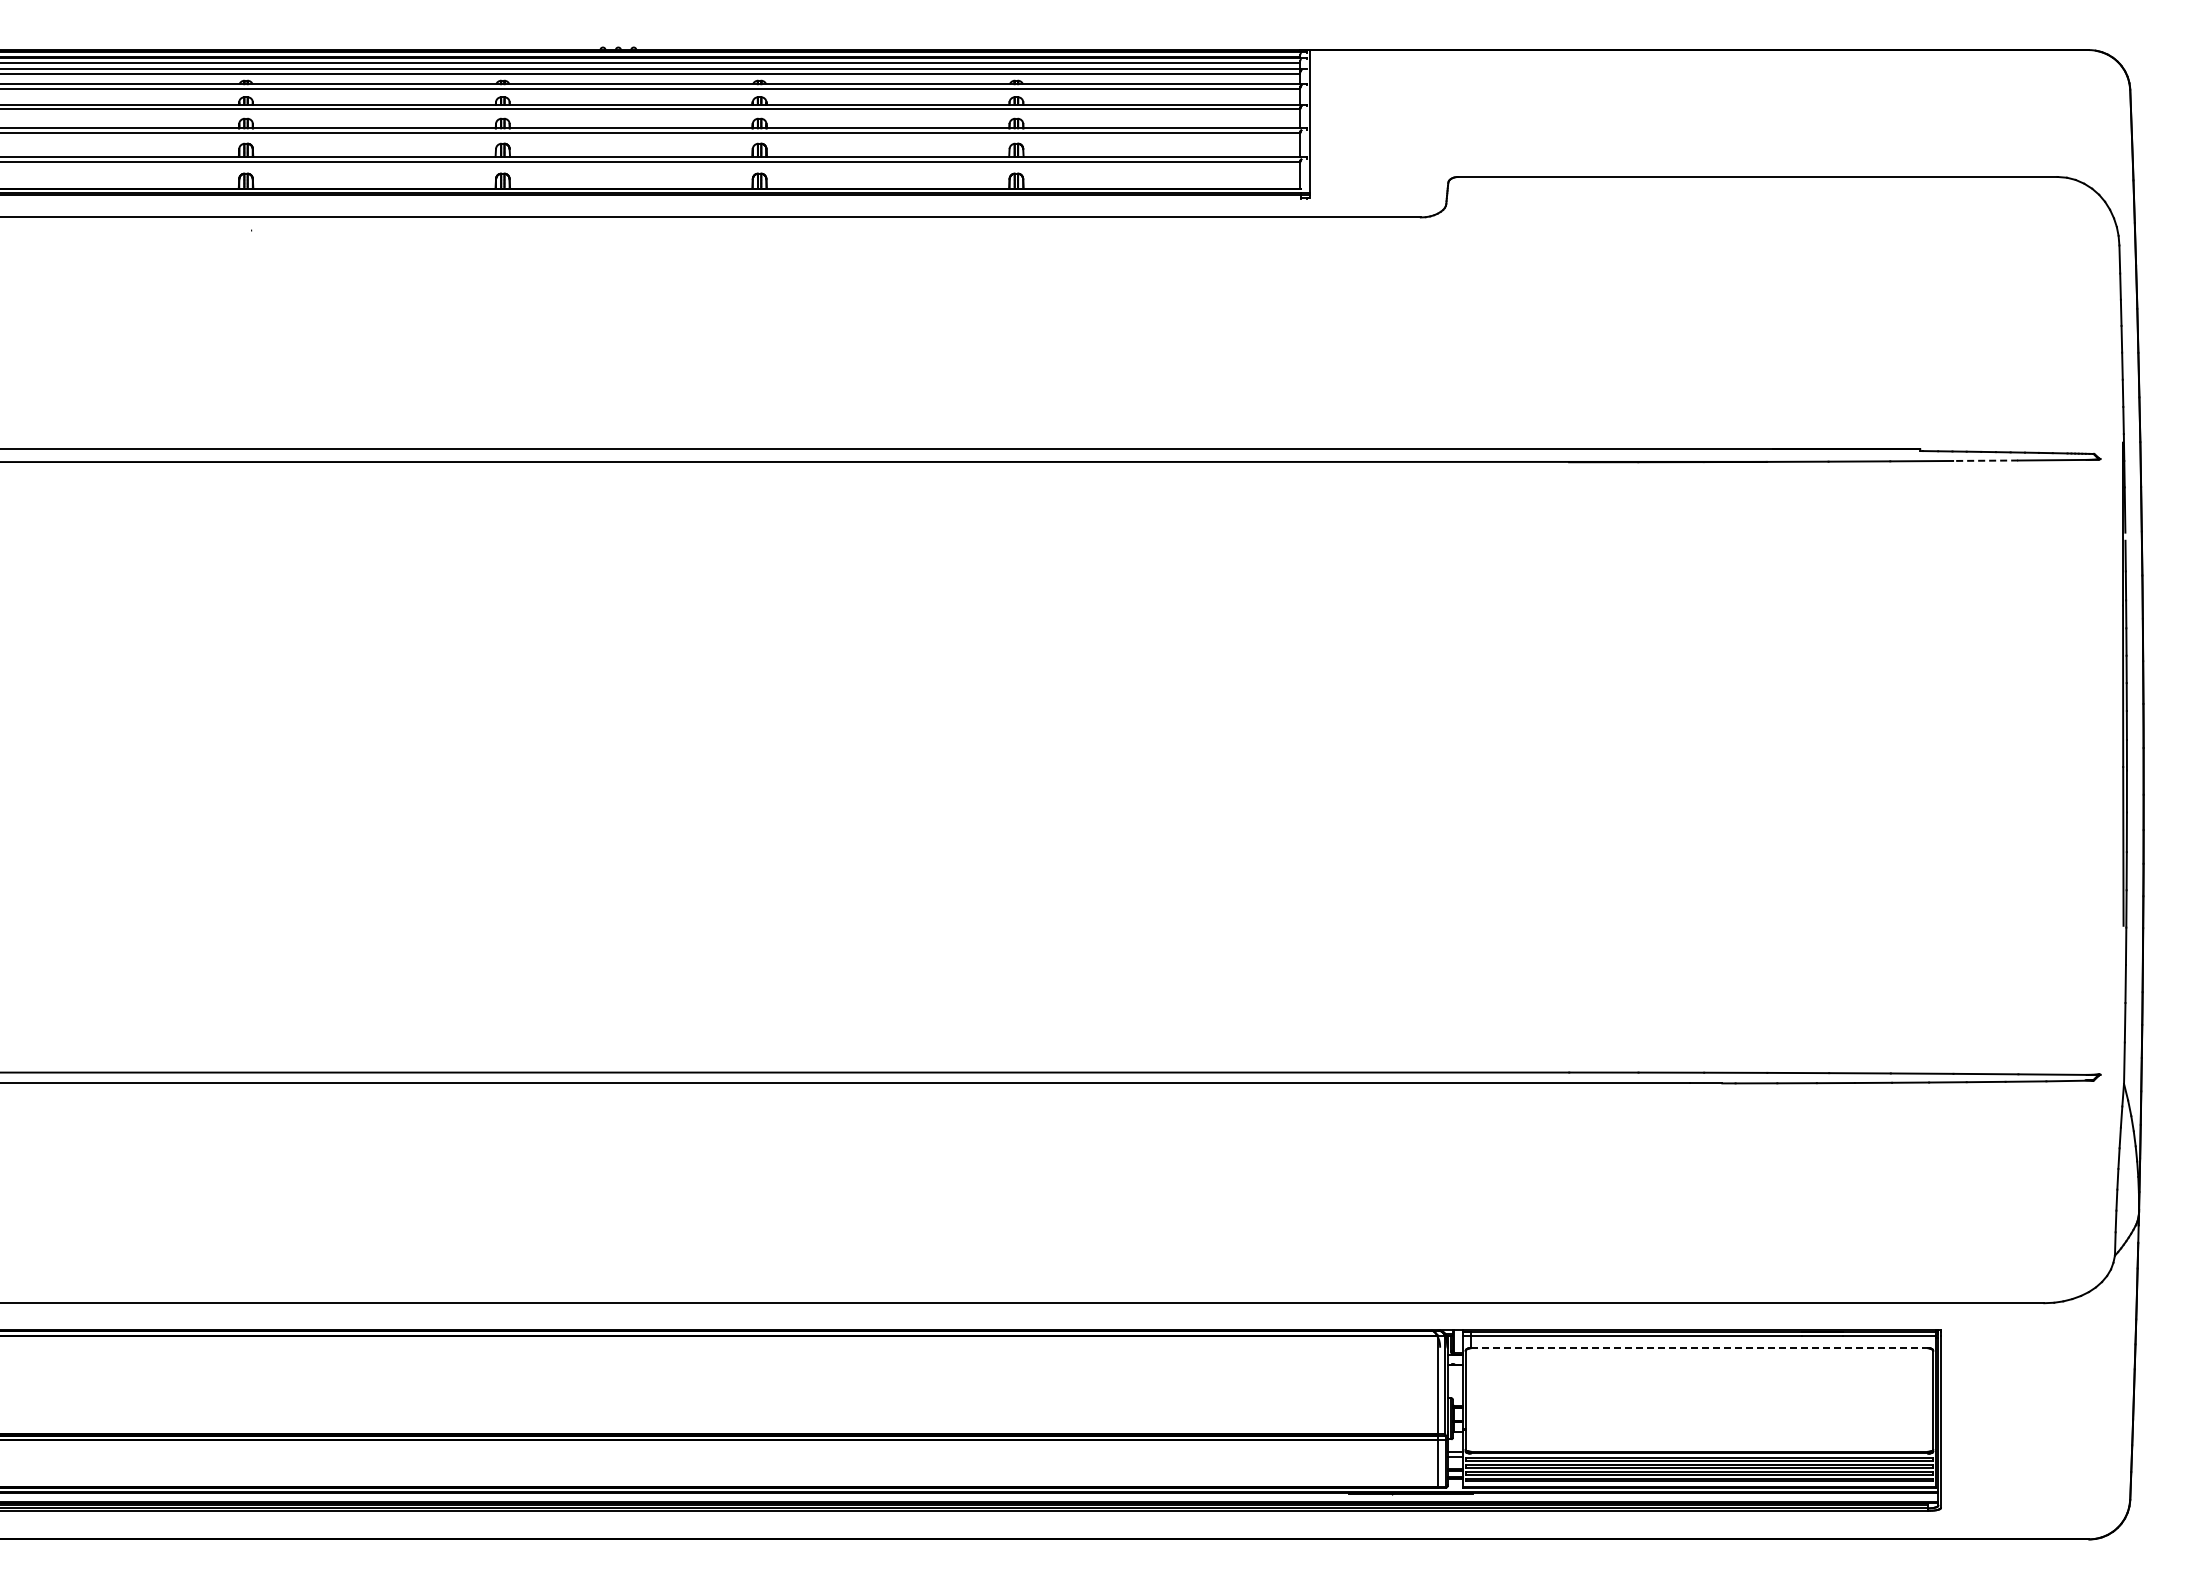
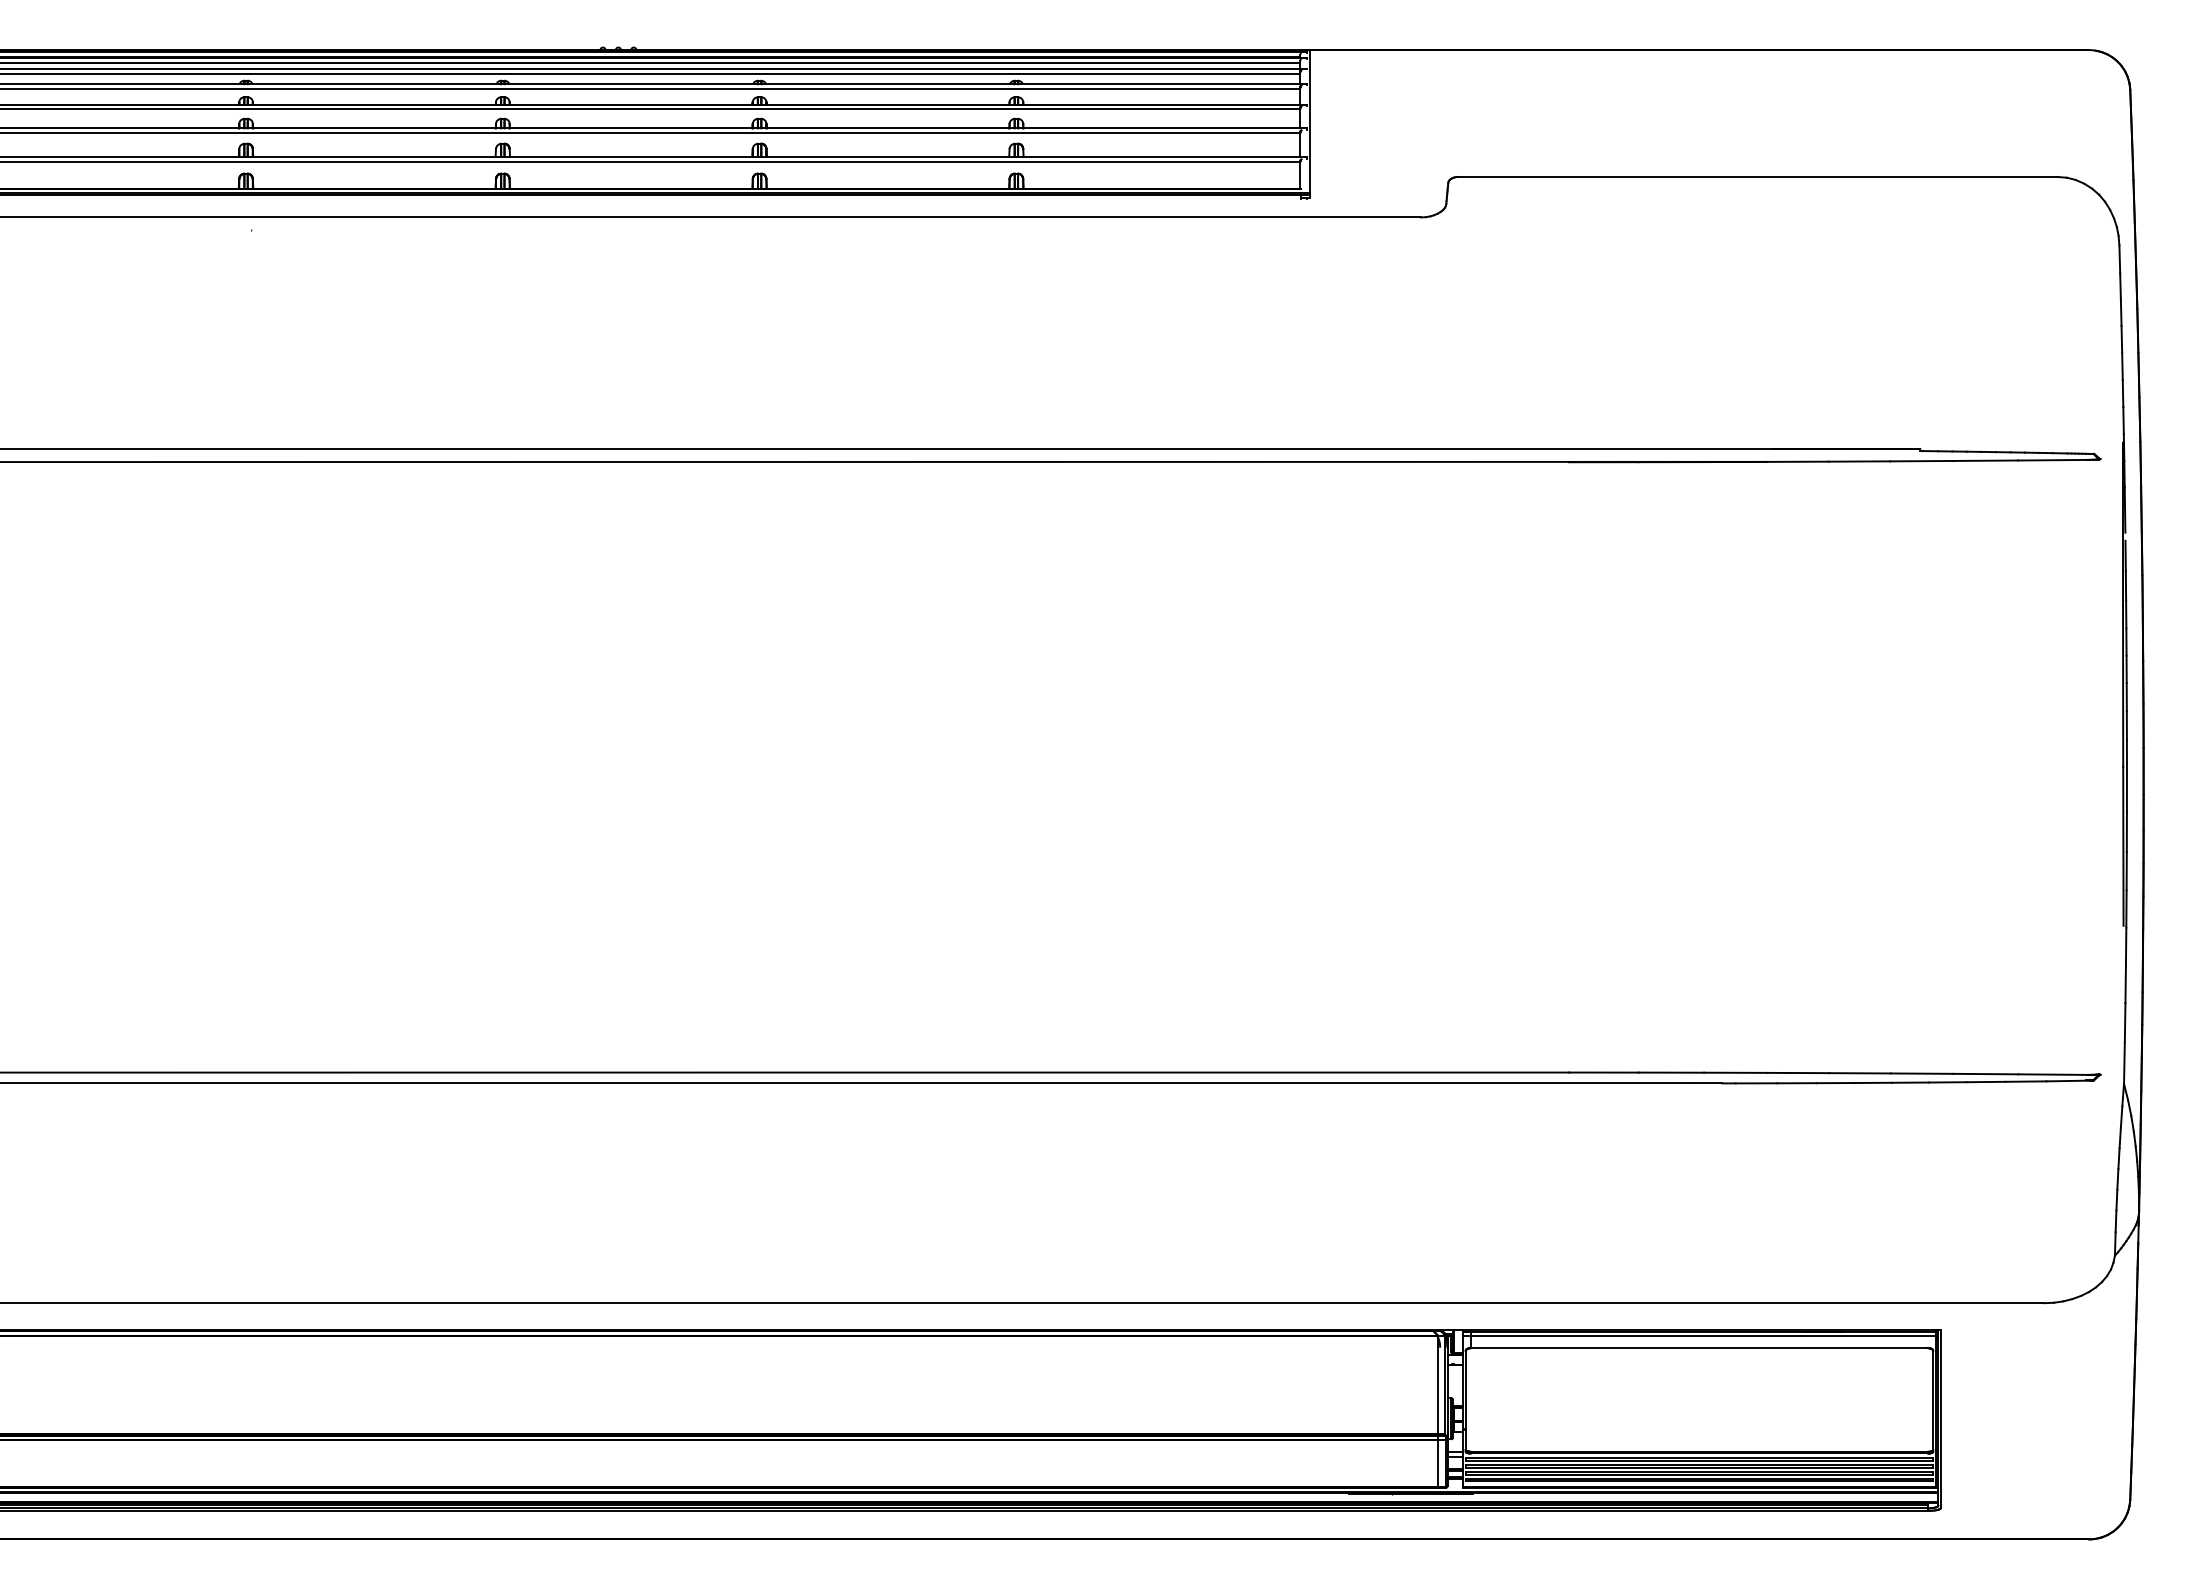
line: dashed -> solid (1985, 460)
line: dashed -> solid (1699, 1348)
